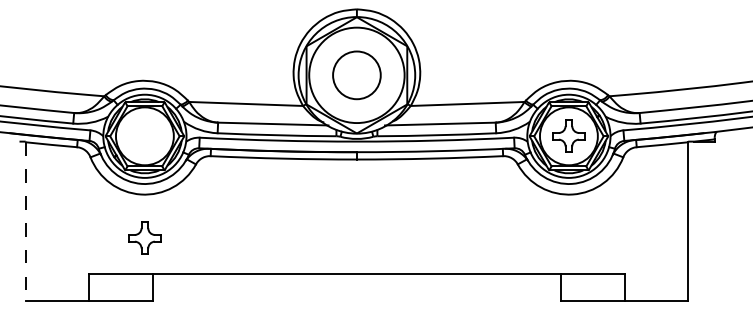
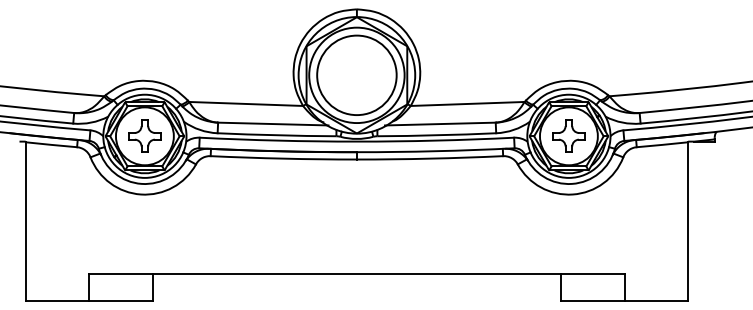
circle diameter: 48 px -> 80 px (356, 75)
line: dashed -> solid (25, 221)
part position: (144, 237) -> (144, 135) (144, 135)
